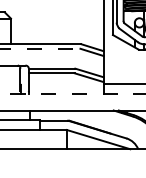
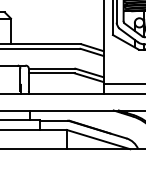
line: dashed -> solid (40, 48)
line: dashed -> solid (73, 94)
